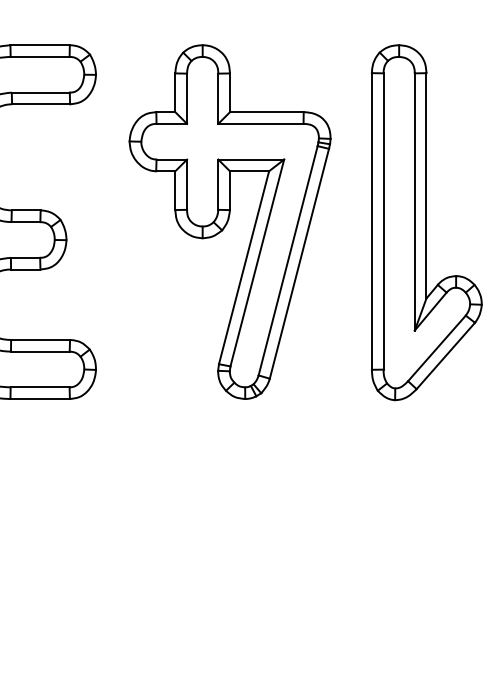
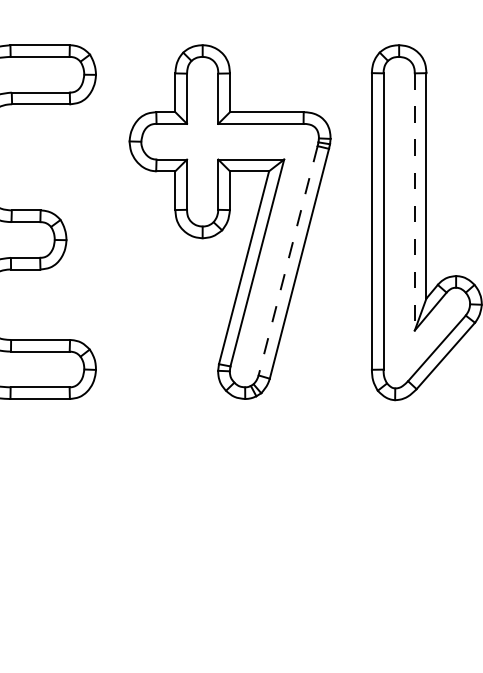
line: solid -> dashed (414, 201)
line: solid -> dashed (288, 261)
